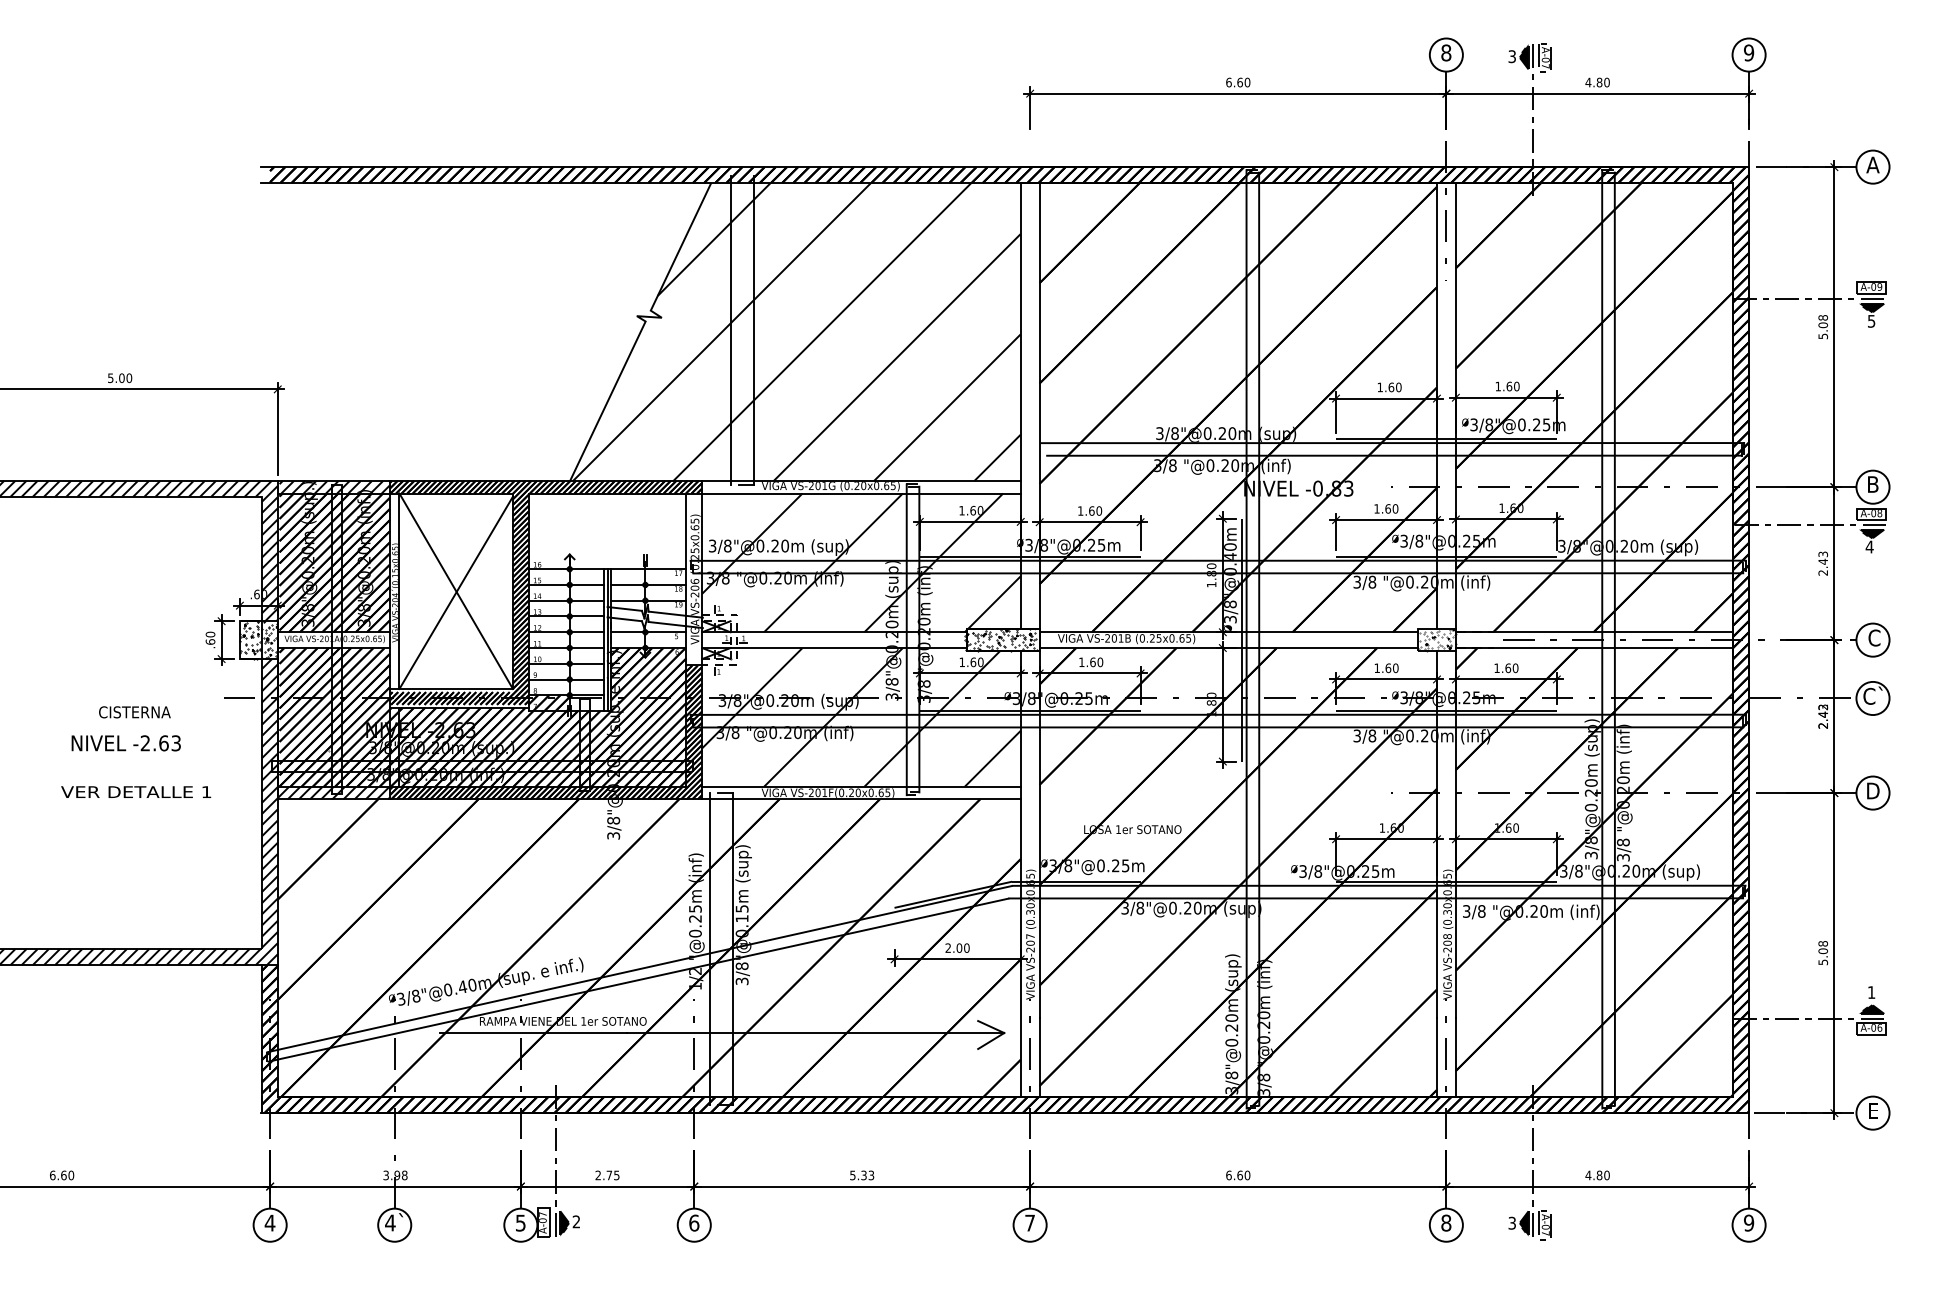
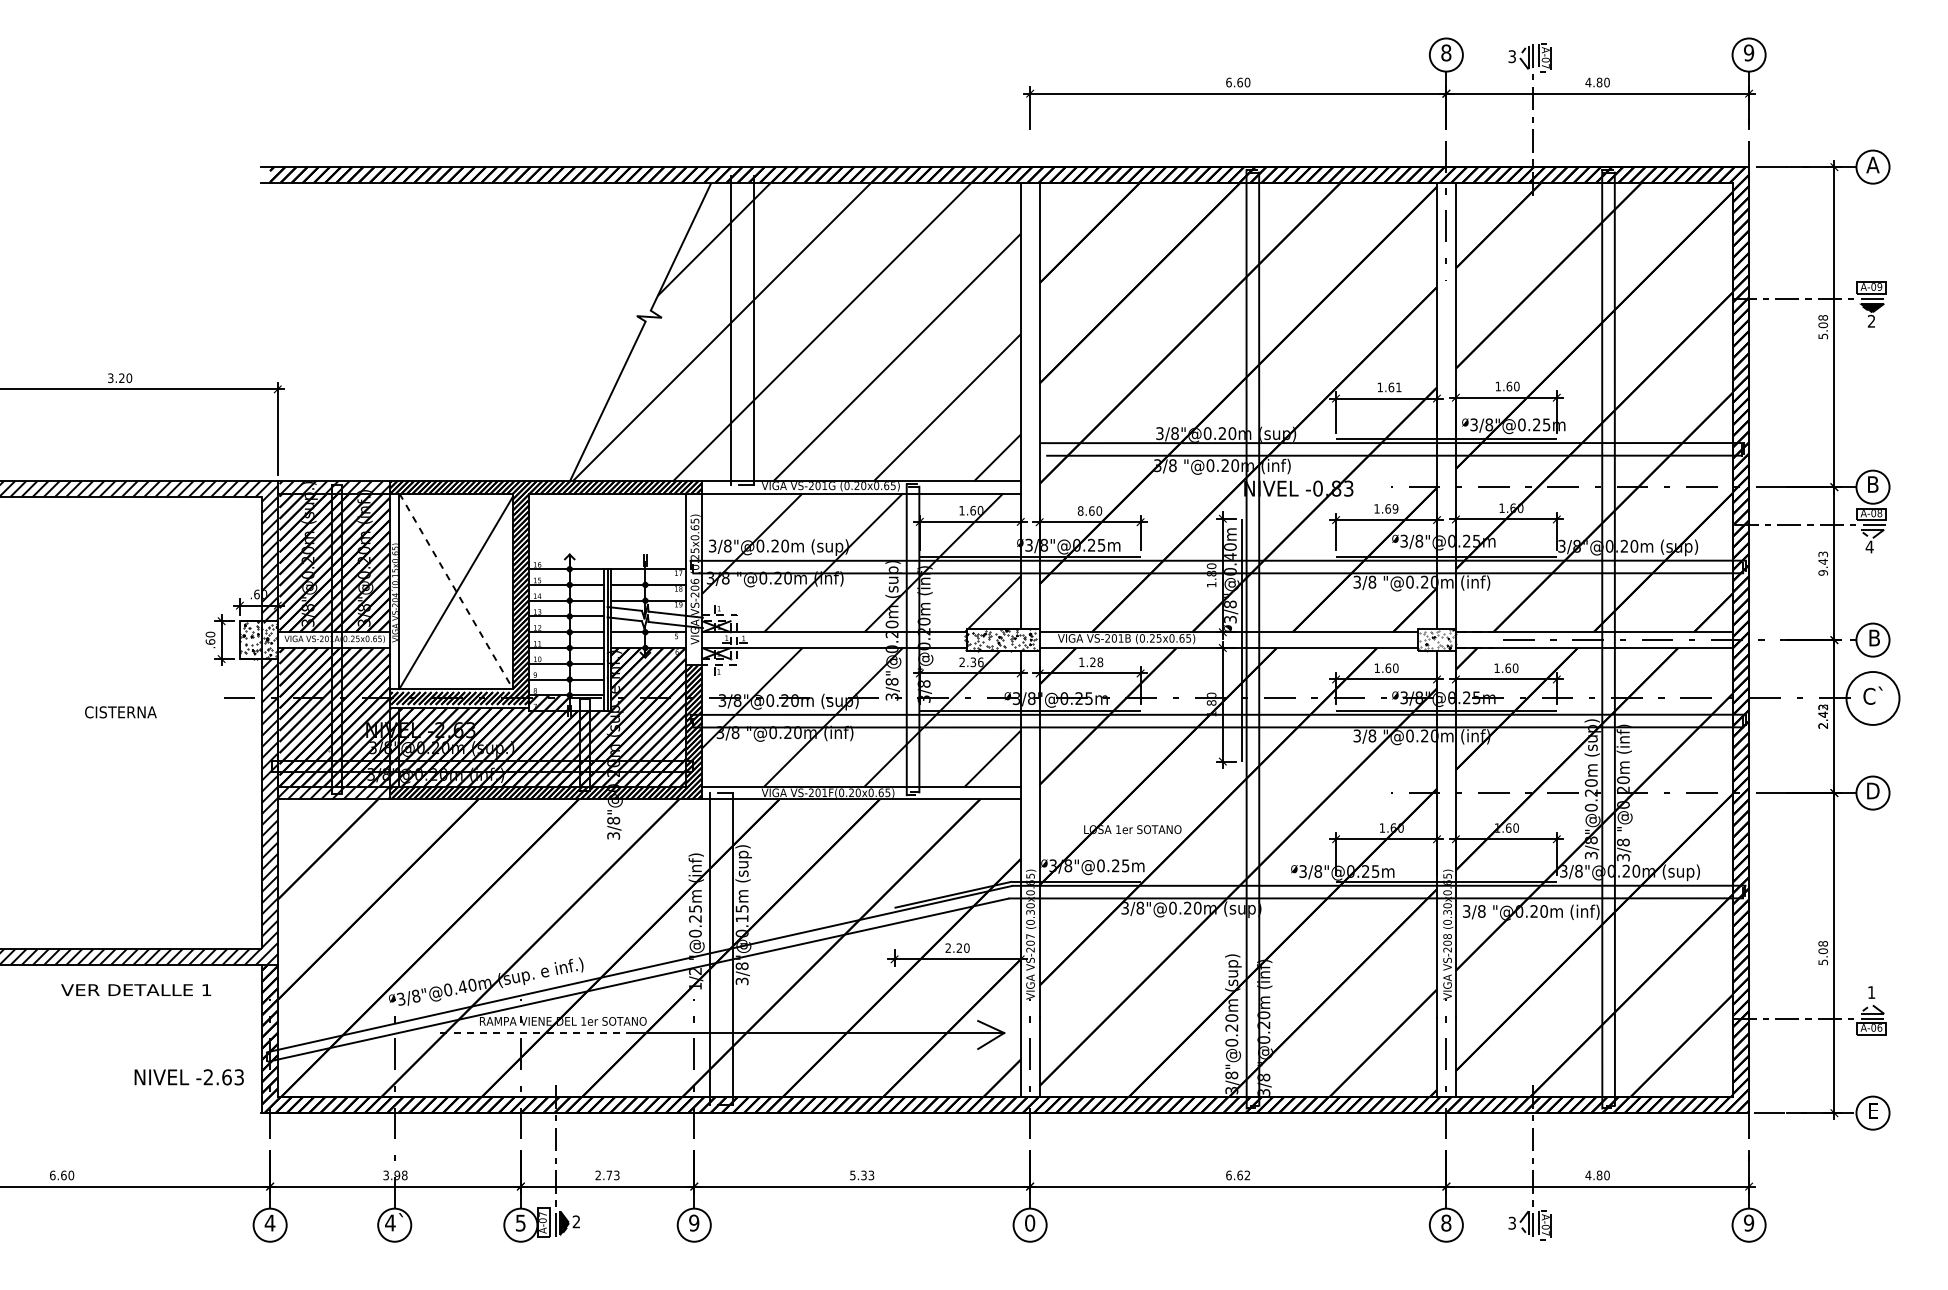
fill: present -> none (1523, 56)
text: 5 -> 2 (1871, 320)
text: 5.00 -> 3.20 (116, 377)
text: 1.60 -> 1.61 (1398, 387)
text: 1.60 -> 1.69 (1395, 508)
text: 1.60 -> 8.60 (1080, 510)
fill: present -> none (1871, 534)
text: 2.43 -> 9.43 (1823, 572)
line: solid -> dashed (456, 591)
text: C -> B (1874, 637)
text: 1.60 -> 2.36 (971, 662)
text: 1.60 -> 1.28 (1096, 662)
circle diameter: 33 px -> 53 px (1872, 697)
text position: (134, 712) -> (120, 712) (120, 712)
text position: (125, 743) -> (188, 1077) (188, 1077)
text position: (136, 791) -> (136, 989) (136, 989)
text: 2.00 -> 2.20 (959, 947)
fill: present -> none (1871, 1008)
line: solid -> dashed (534, 1033)
text: 2.75 -> 2.73 (616, 1174)
text: 6.60 -> 6.62 (1247, 1175)
text: 6 -> 9 (694, 1222)
text: 7 -> 0 (1030, 1222)
fill: present -> none (1523, 1223)
